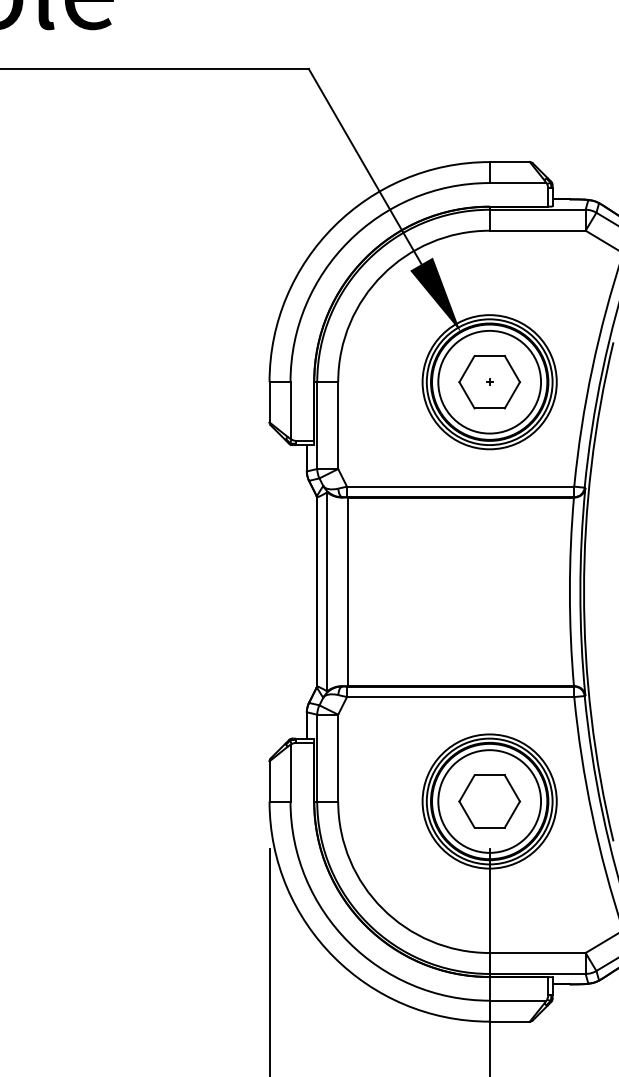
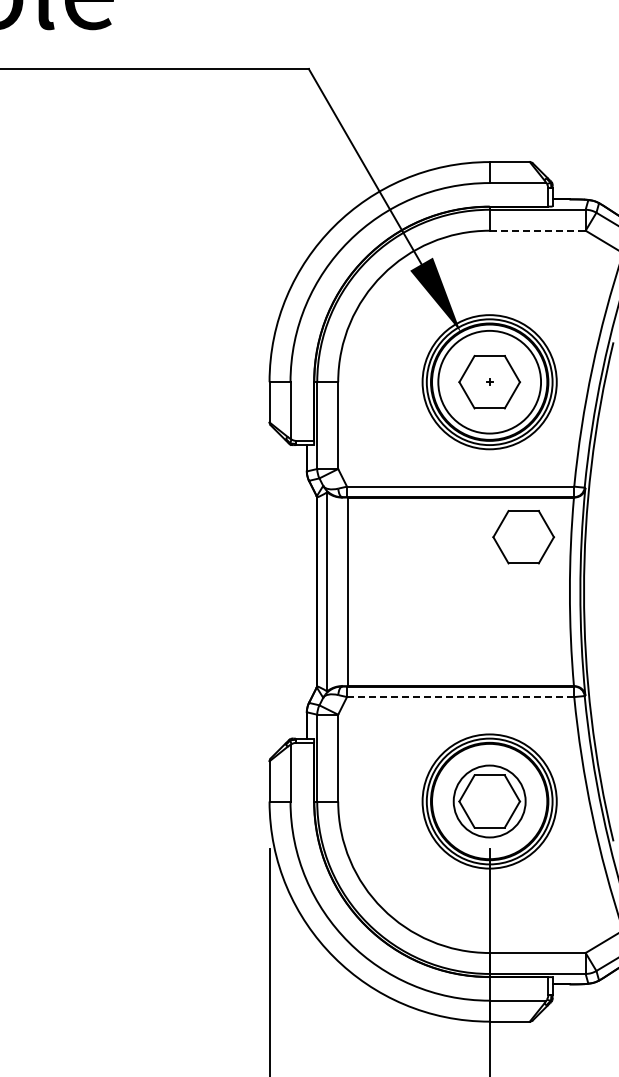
line: solid -> dashed (537, 230)
part: none -> present (523, 537)
line: solid -> dashed (460, 697)
circle diameter: 103 px -> 72 px (489, 801)
